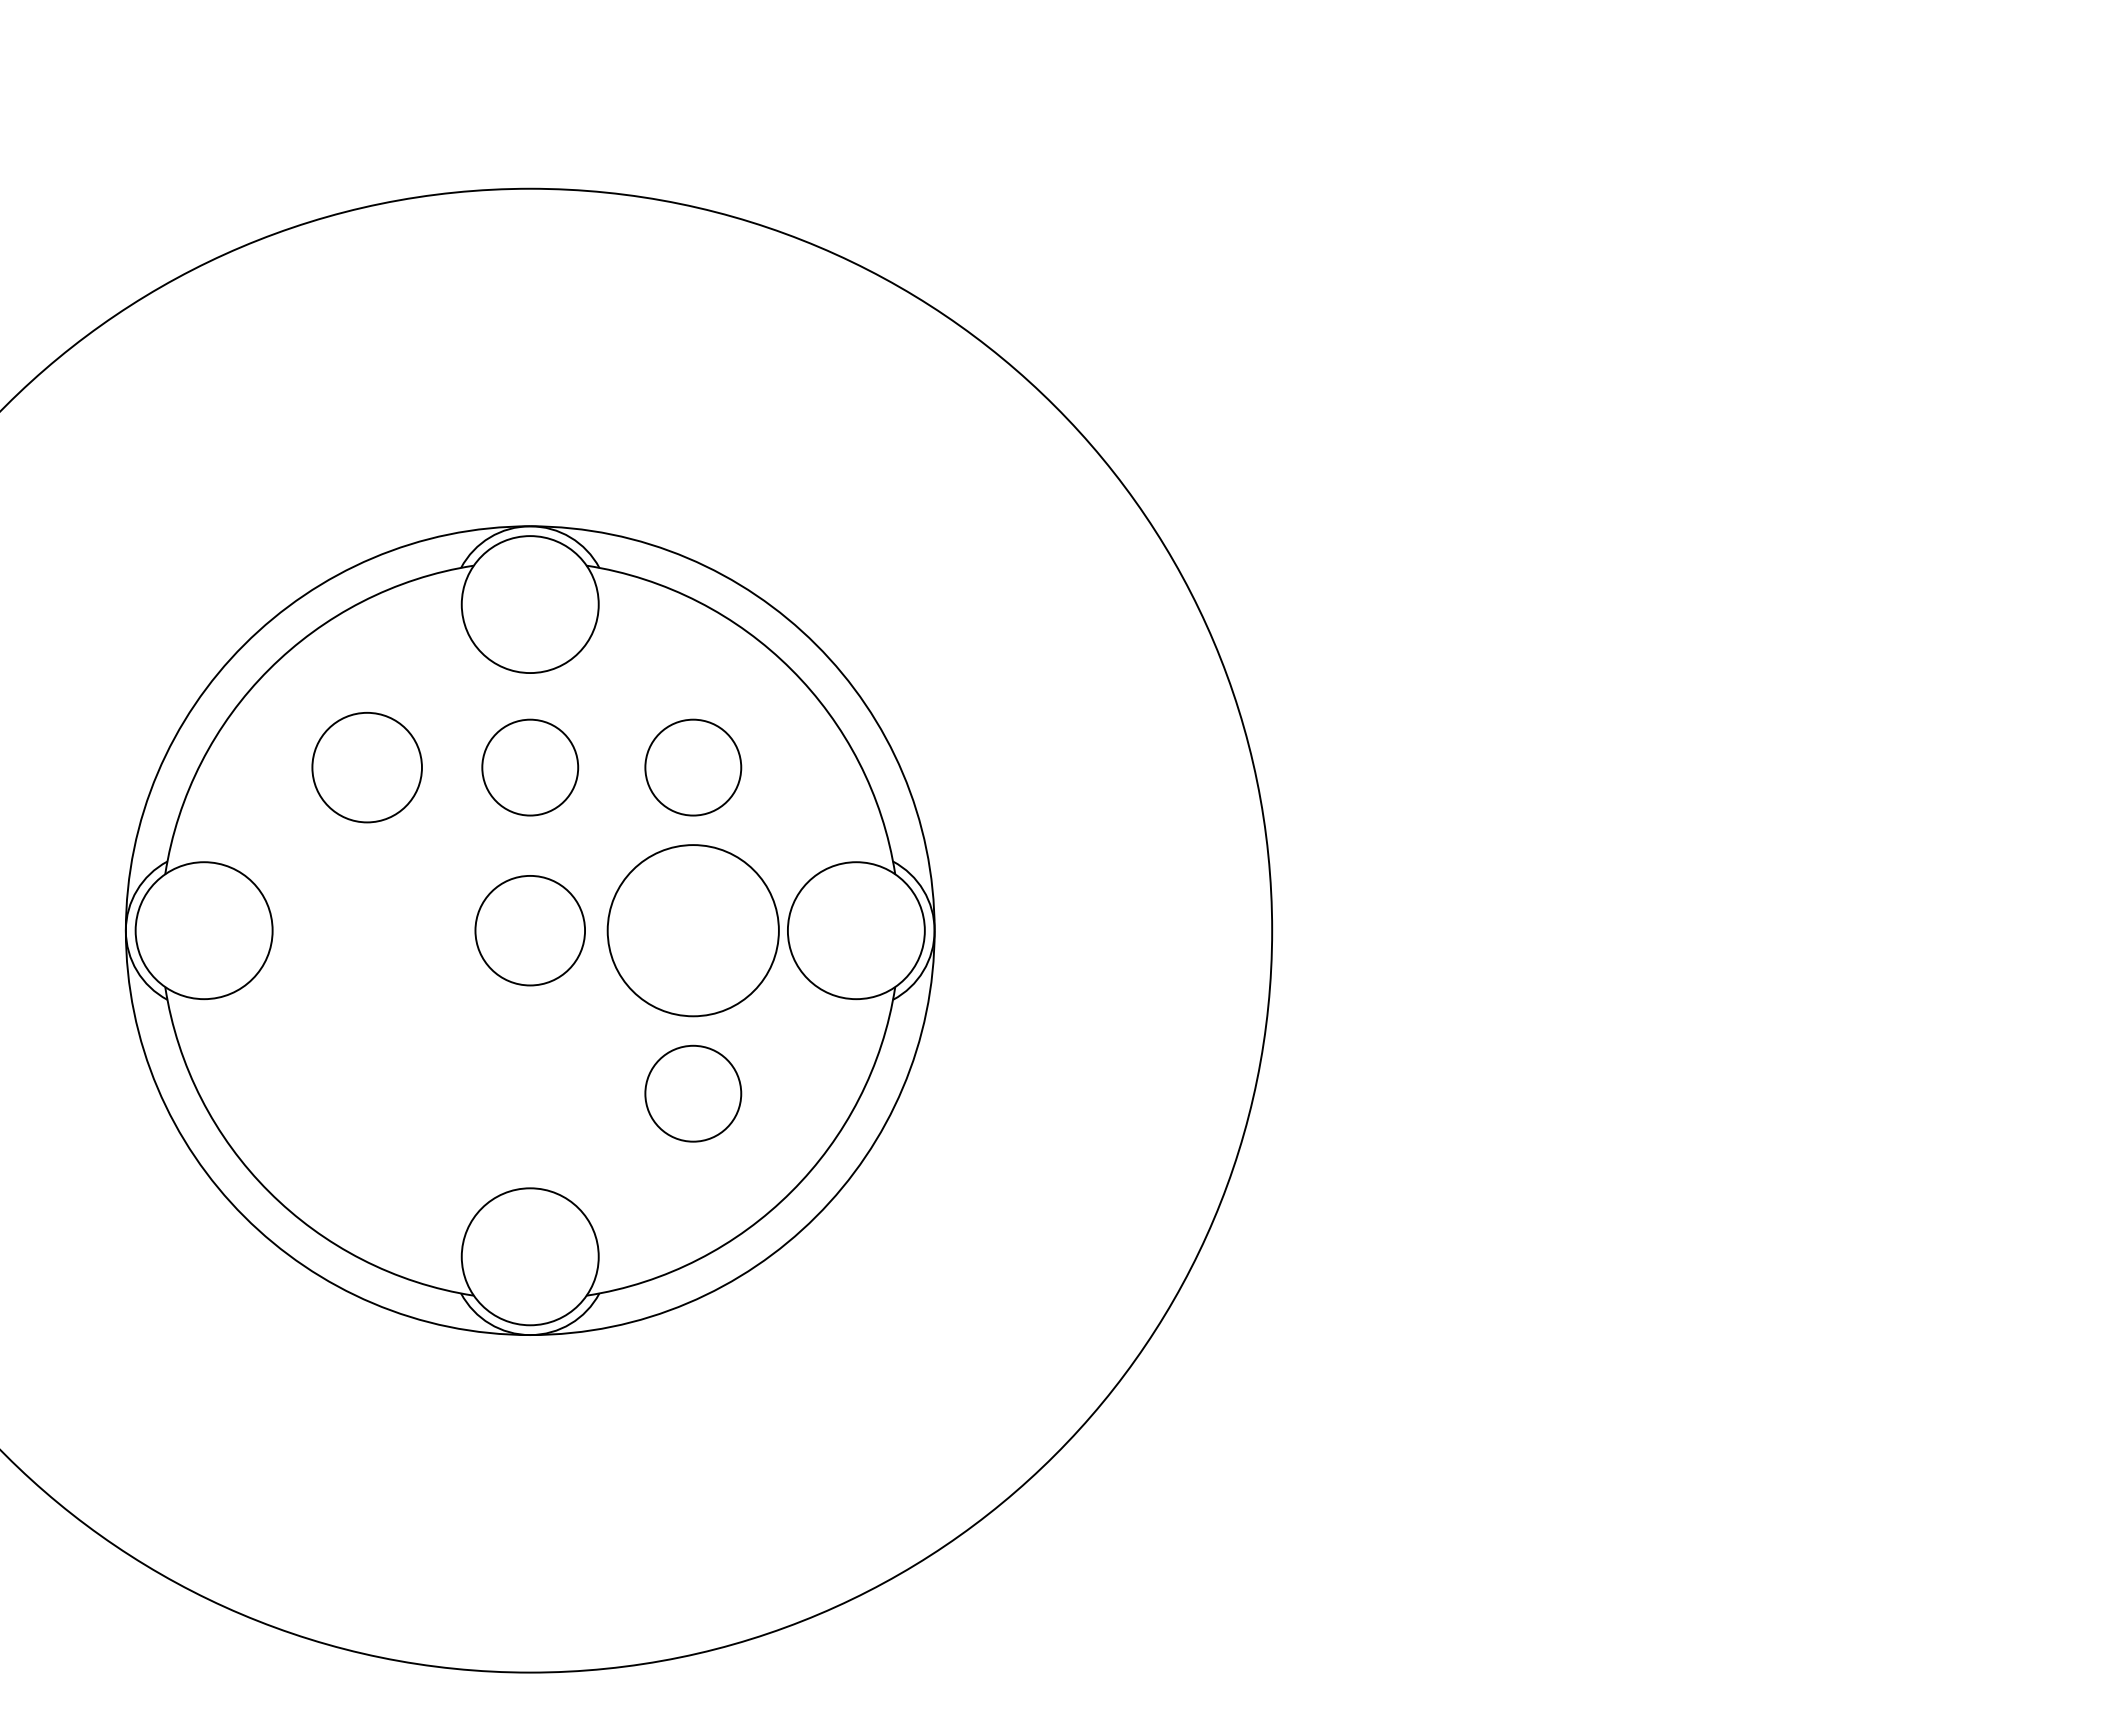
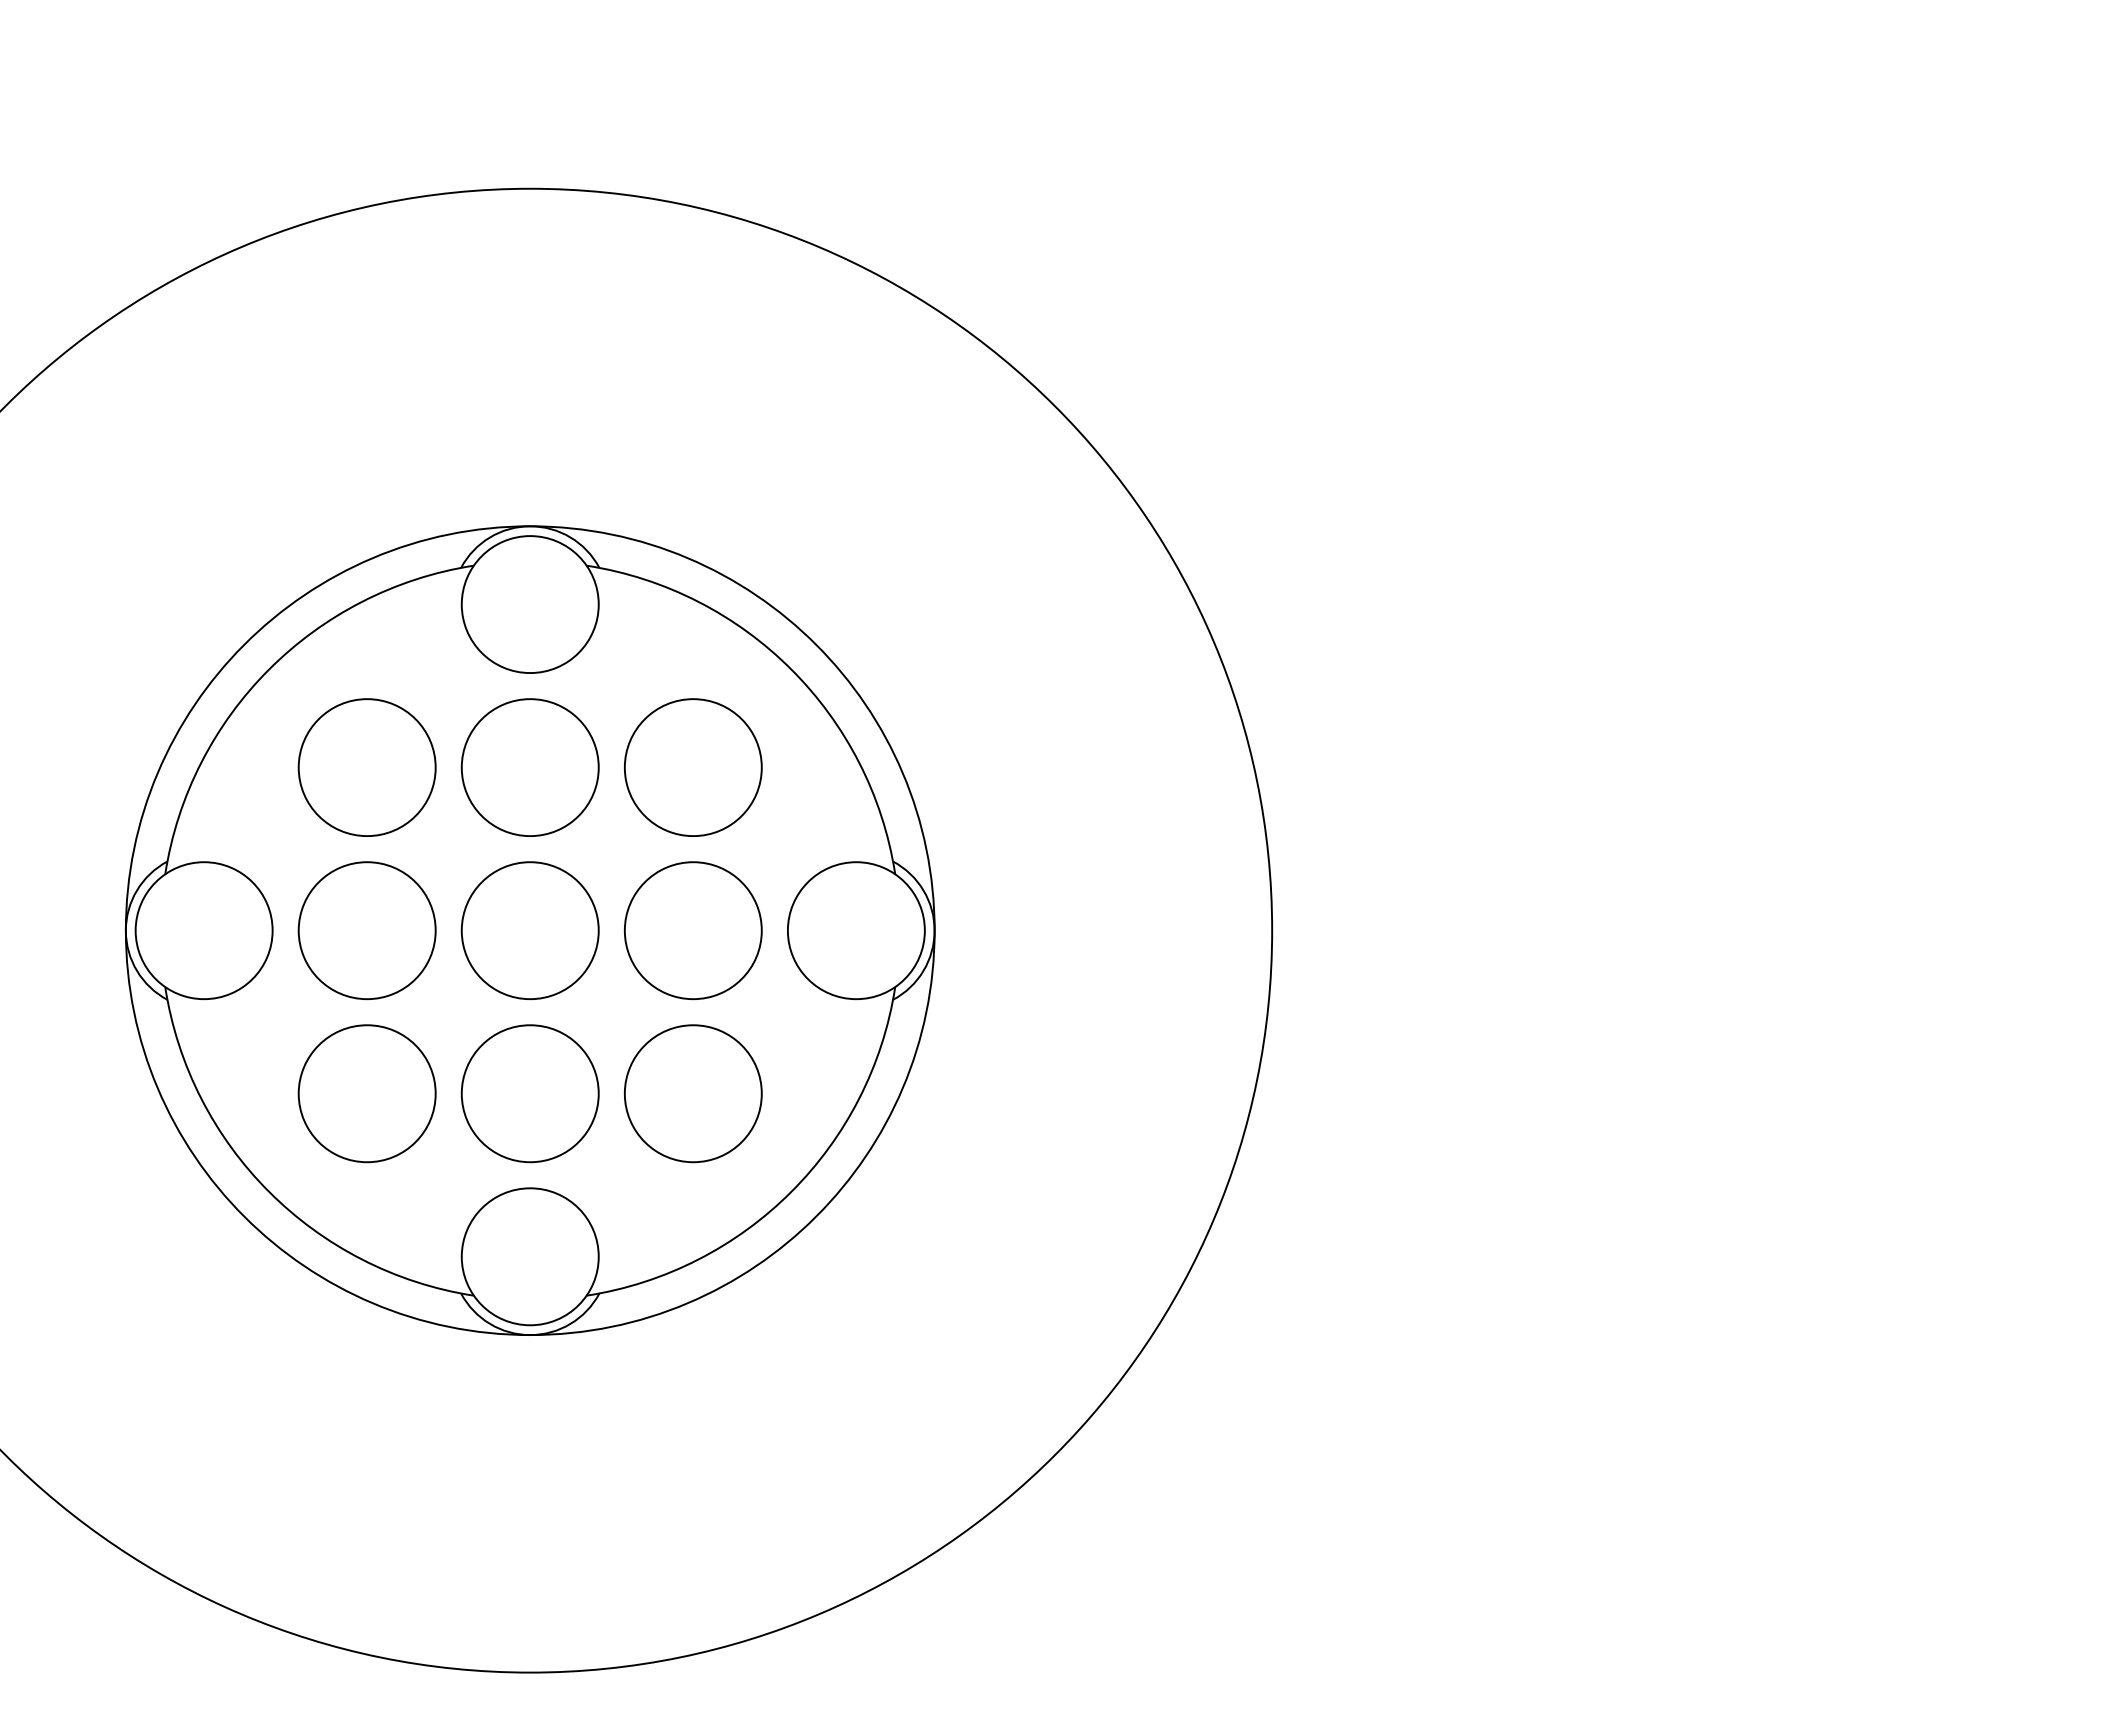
circle diameter: 110 px -> 137 px (366, 767)
circle diameter: 96 px -> 137 px (529, 767)
circle diameter: 96 px -> 137 px (692, 767)
circle: none -> present (366, 930)
circle diameter: 110 px -> 137 px (529, 930)
circle diameter: 171 px -> 137 px (692, 930)
circle: none -> present (366, 1093)
circle: none -> present (529, 1093)
circle diameter: 96 px -> 137 px (692, 1093)
